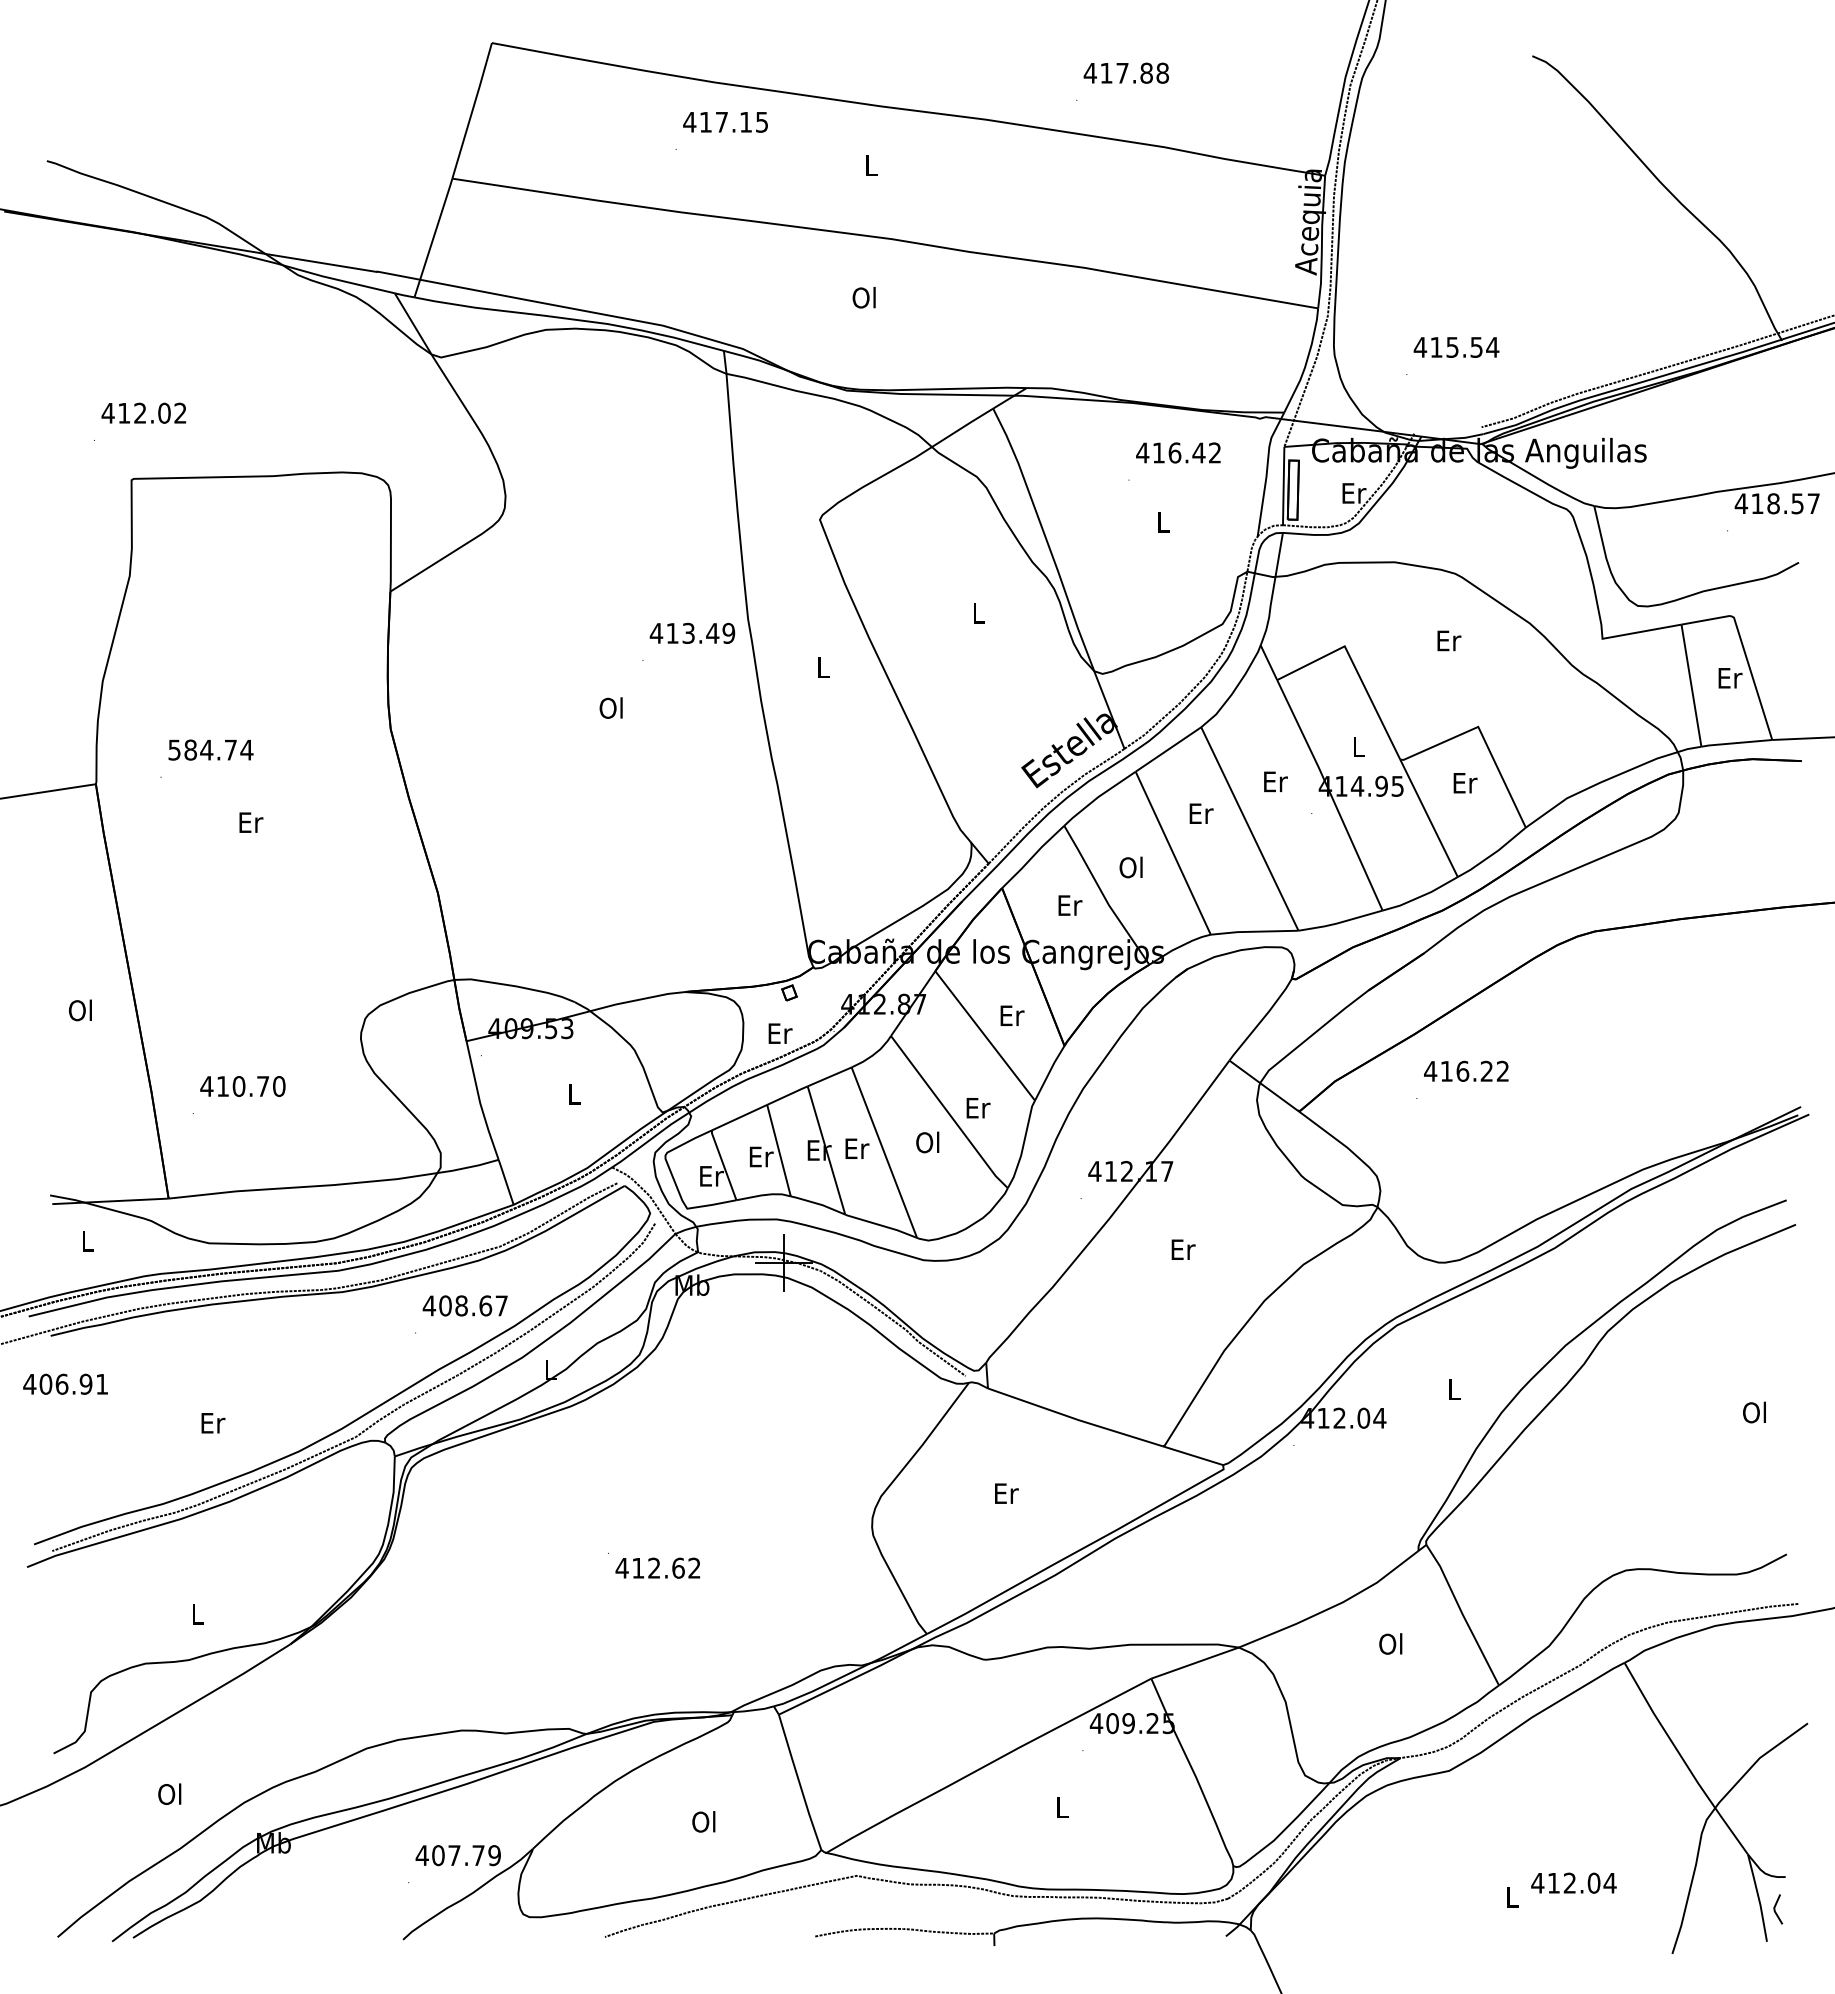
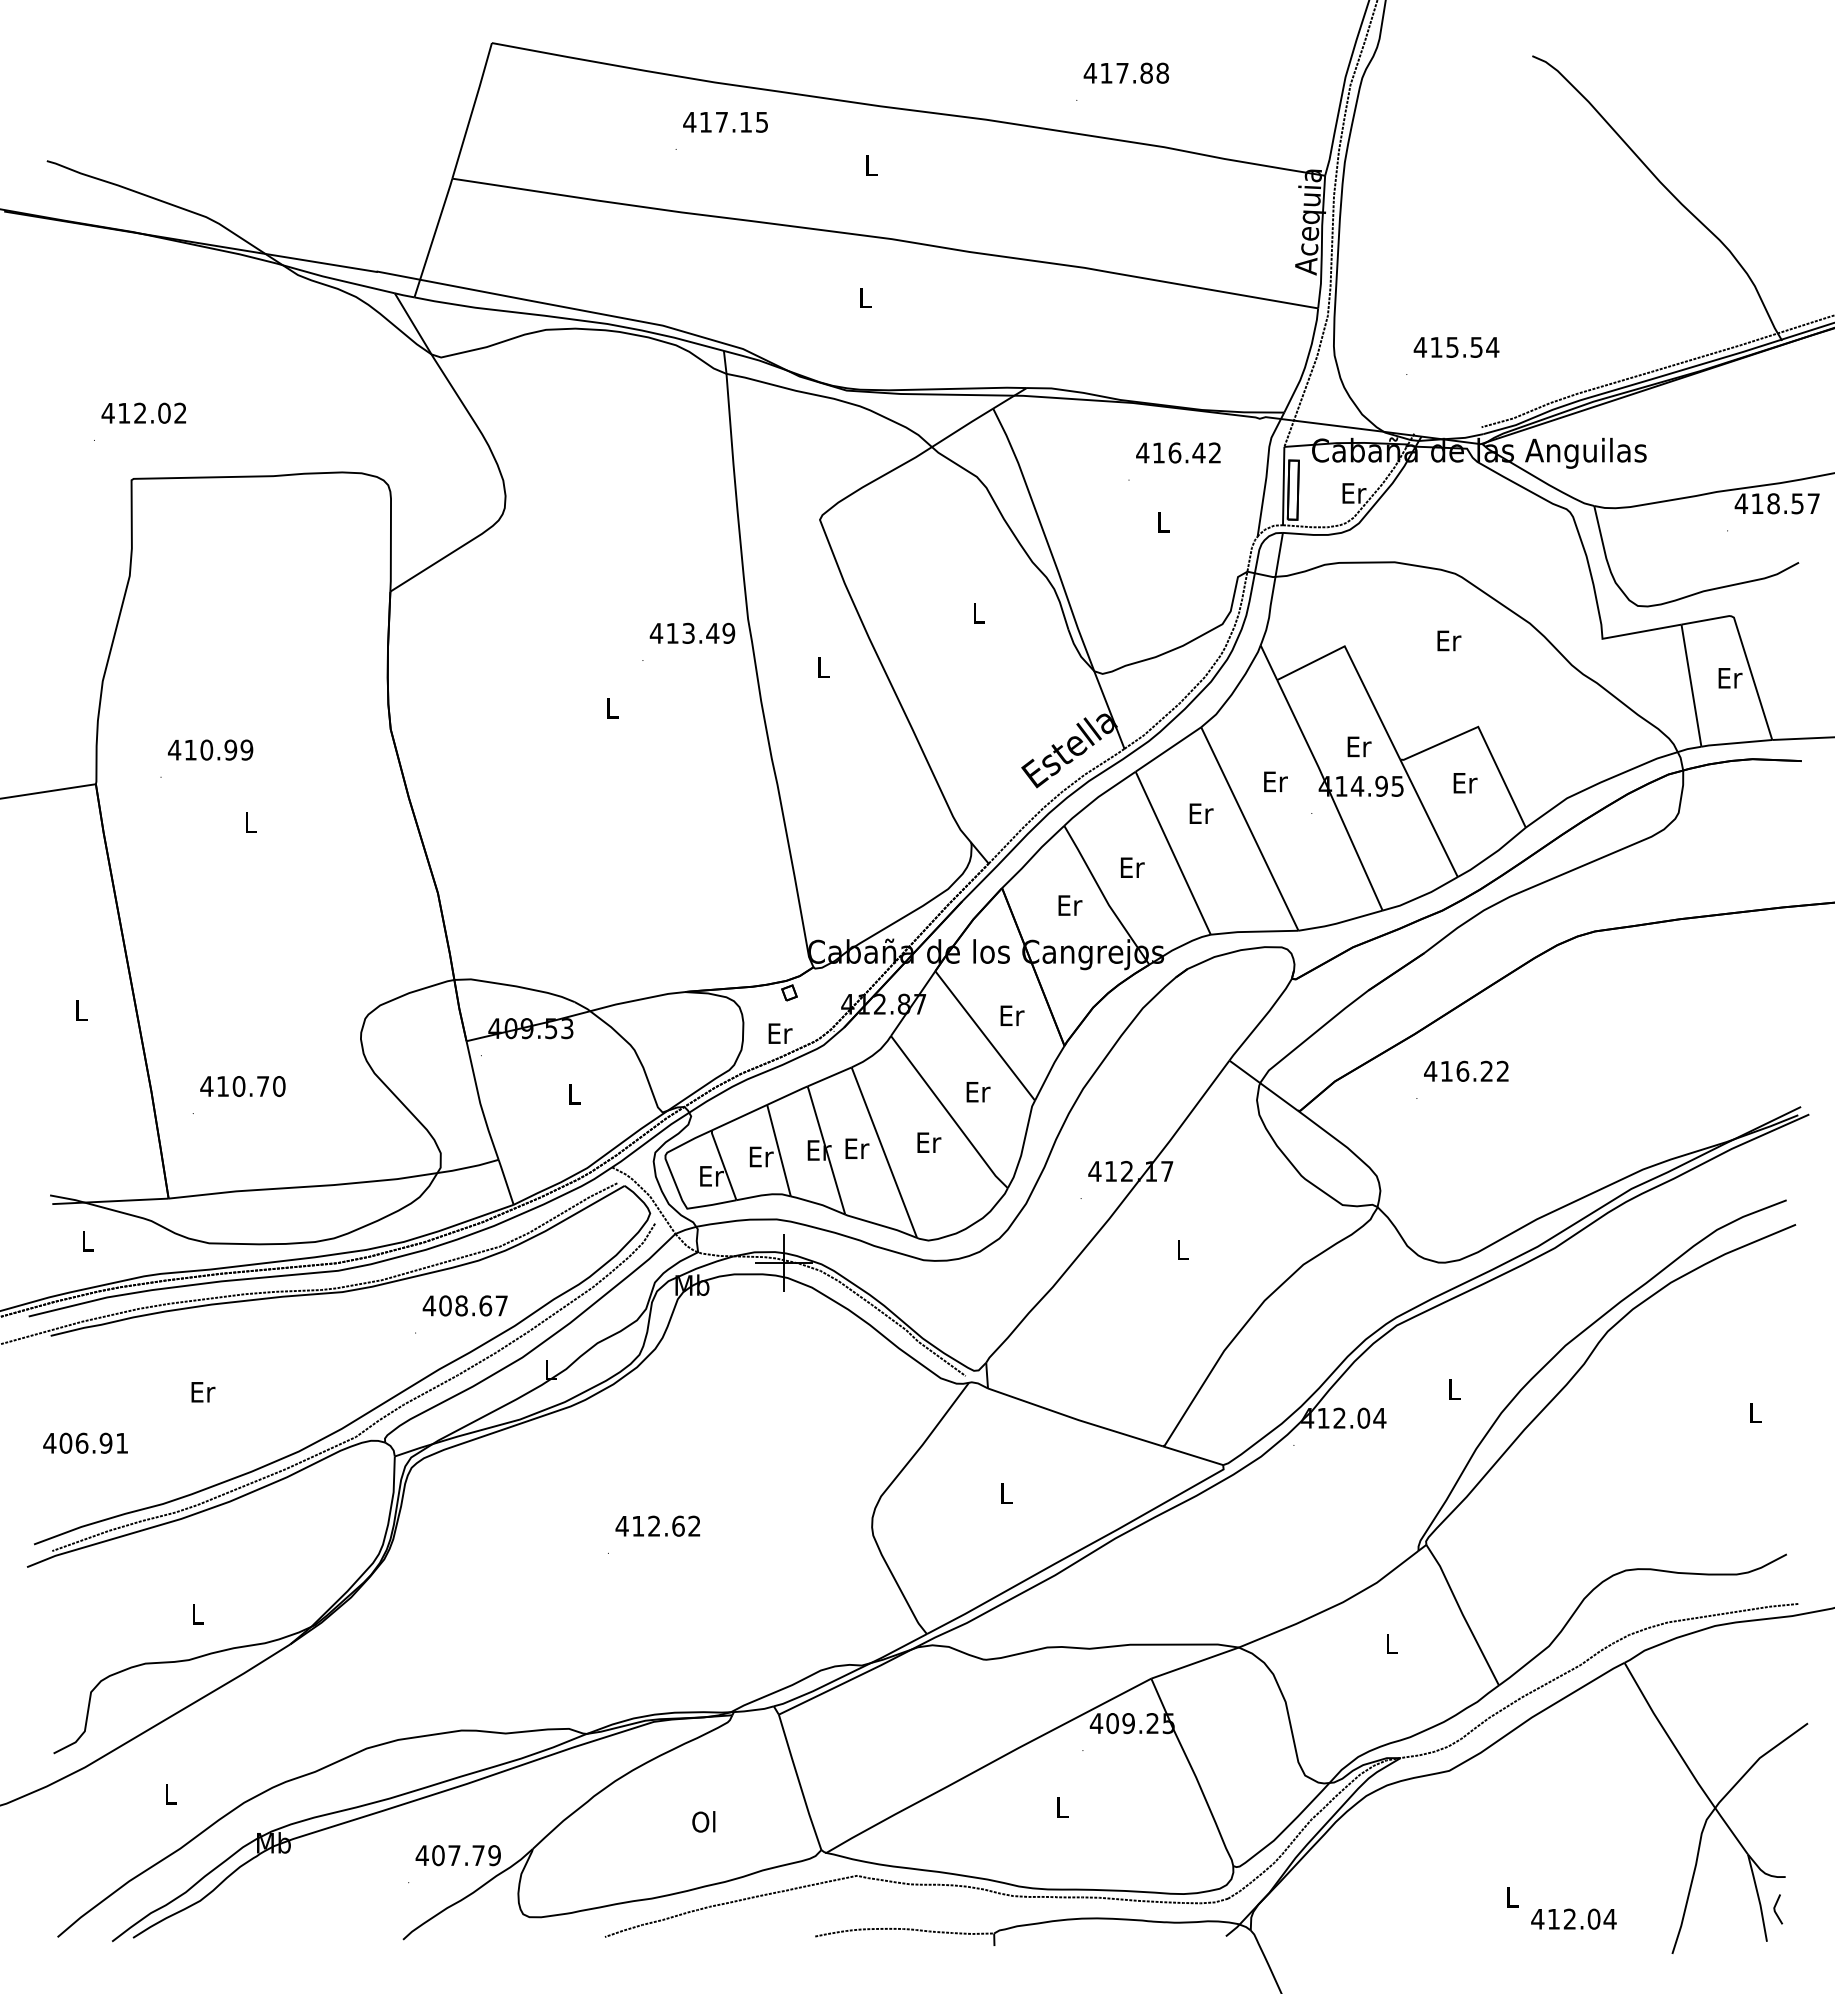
text: Ol -> L (863, 297)
text: Ol -> L (610, 707)
text: L -> Er (1359, 746)
text: 584.74 -> 410.99 (210, 749)
text: Er -> L (251, 822)
text: Ol -> Er (1131, 867)
text: Ol -> L (80, 1010)
text position: (978, 1108) -> (978, 1092) (978, 1092)
text: Ol -> Er (928, 1142)
text: Er -> L (1183, 1249)
text position: (65, 1383) -> (85, 1442) (85, 1442)
text: Ol -> L (1754, 1412)
text position: (213, 1423) -> (203, 1392) (203, 1392)
text: Er -> L (1006, 1493)
text position: (657, 1567) -> (657, 1525) (657, 1525)
text: Ol -> L (1390, 1643)
text: Ol -> L (169, 1794)
text position: (1573, 1882) -> (1573, 1918) (1573, 1918)
